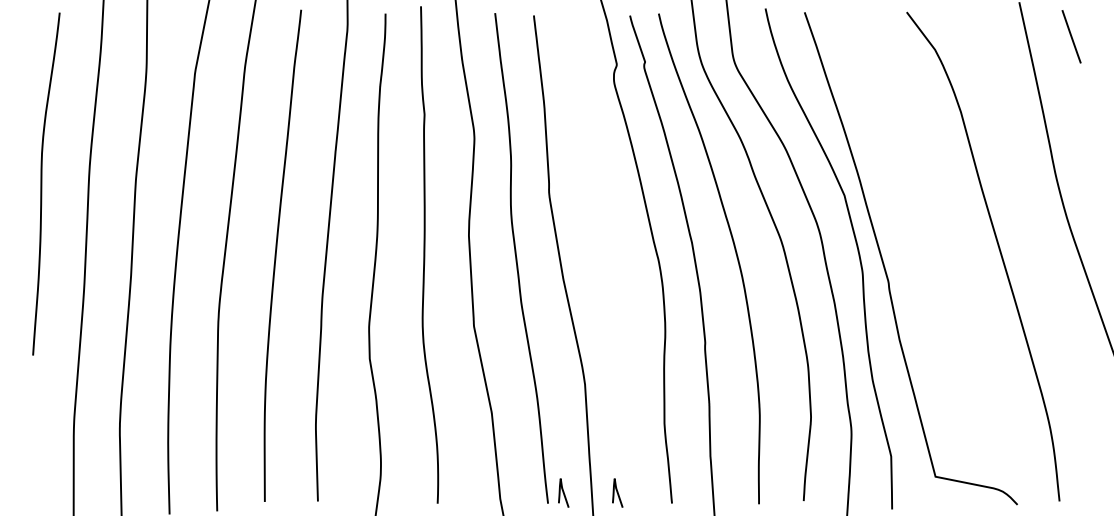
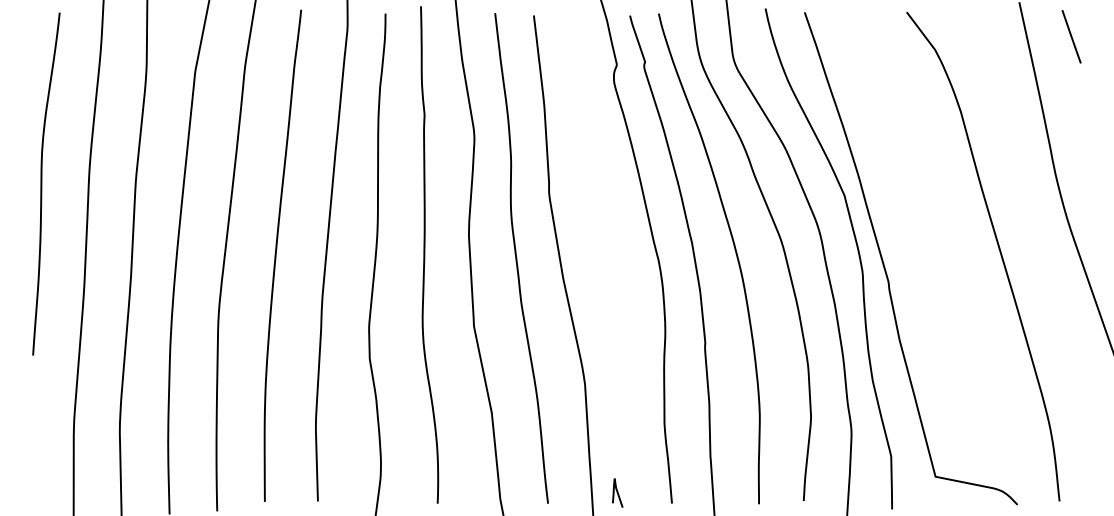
curve: present -> none (563, 492)
